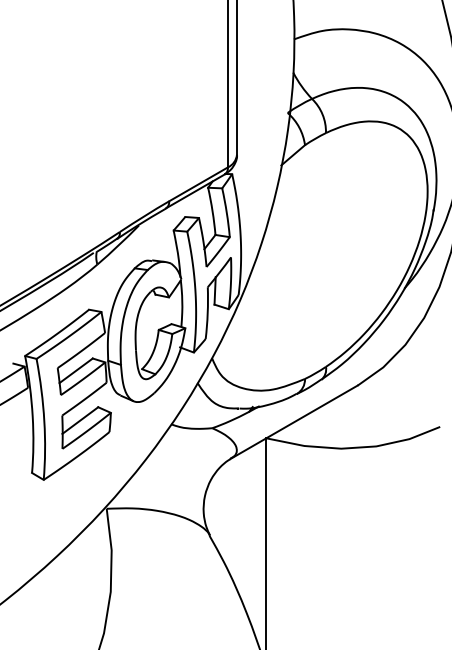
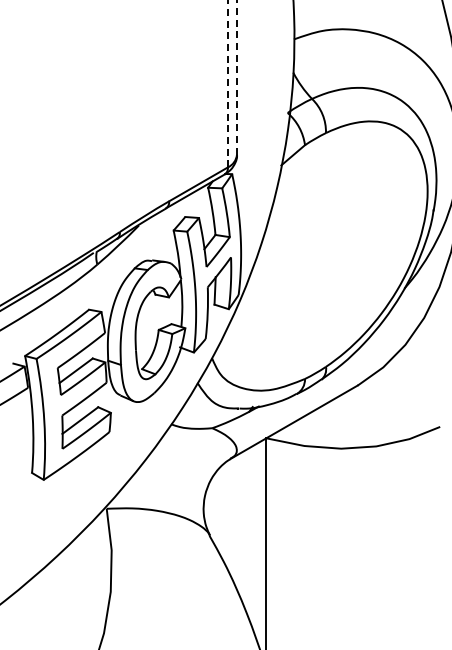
line: solid -> dashed (236, 77)
line: solid -> dashed (227, 83)
